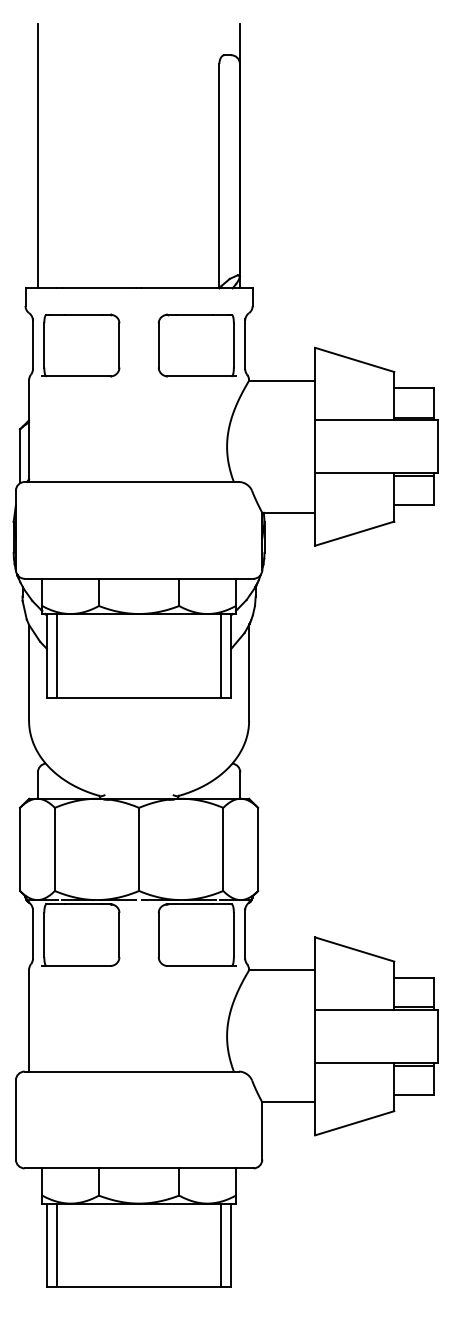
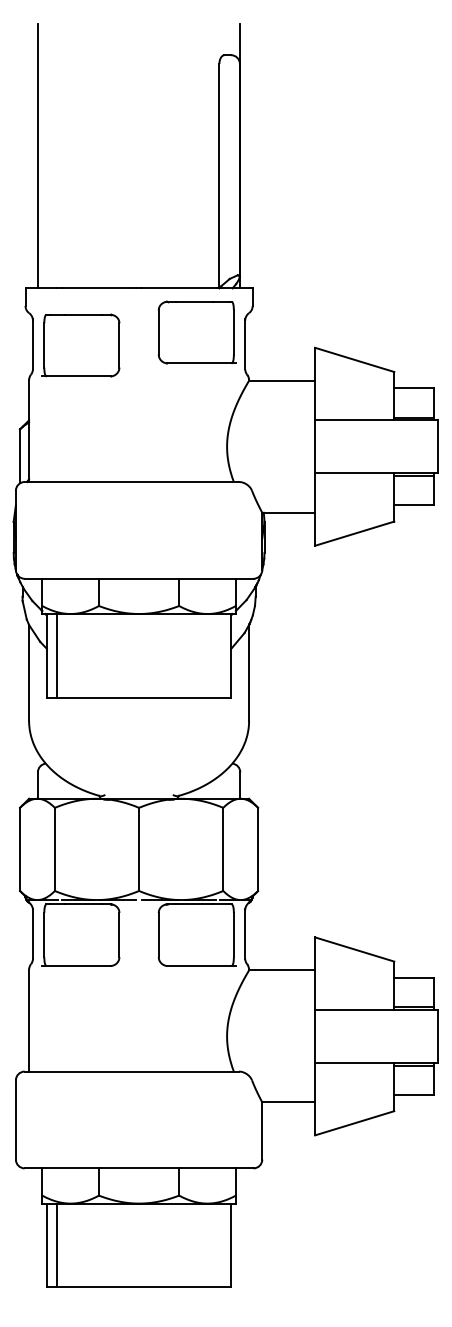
part position: (196, 345) -> (196, 332) (196, 332)
line: present -> none (221, 655)
line: present -> none (221, 1245)
